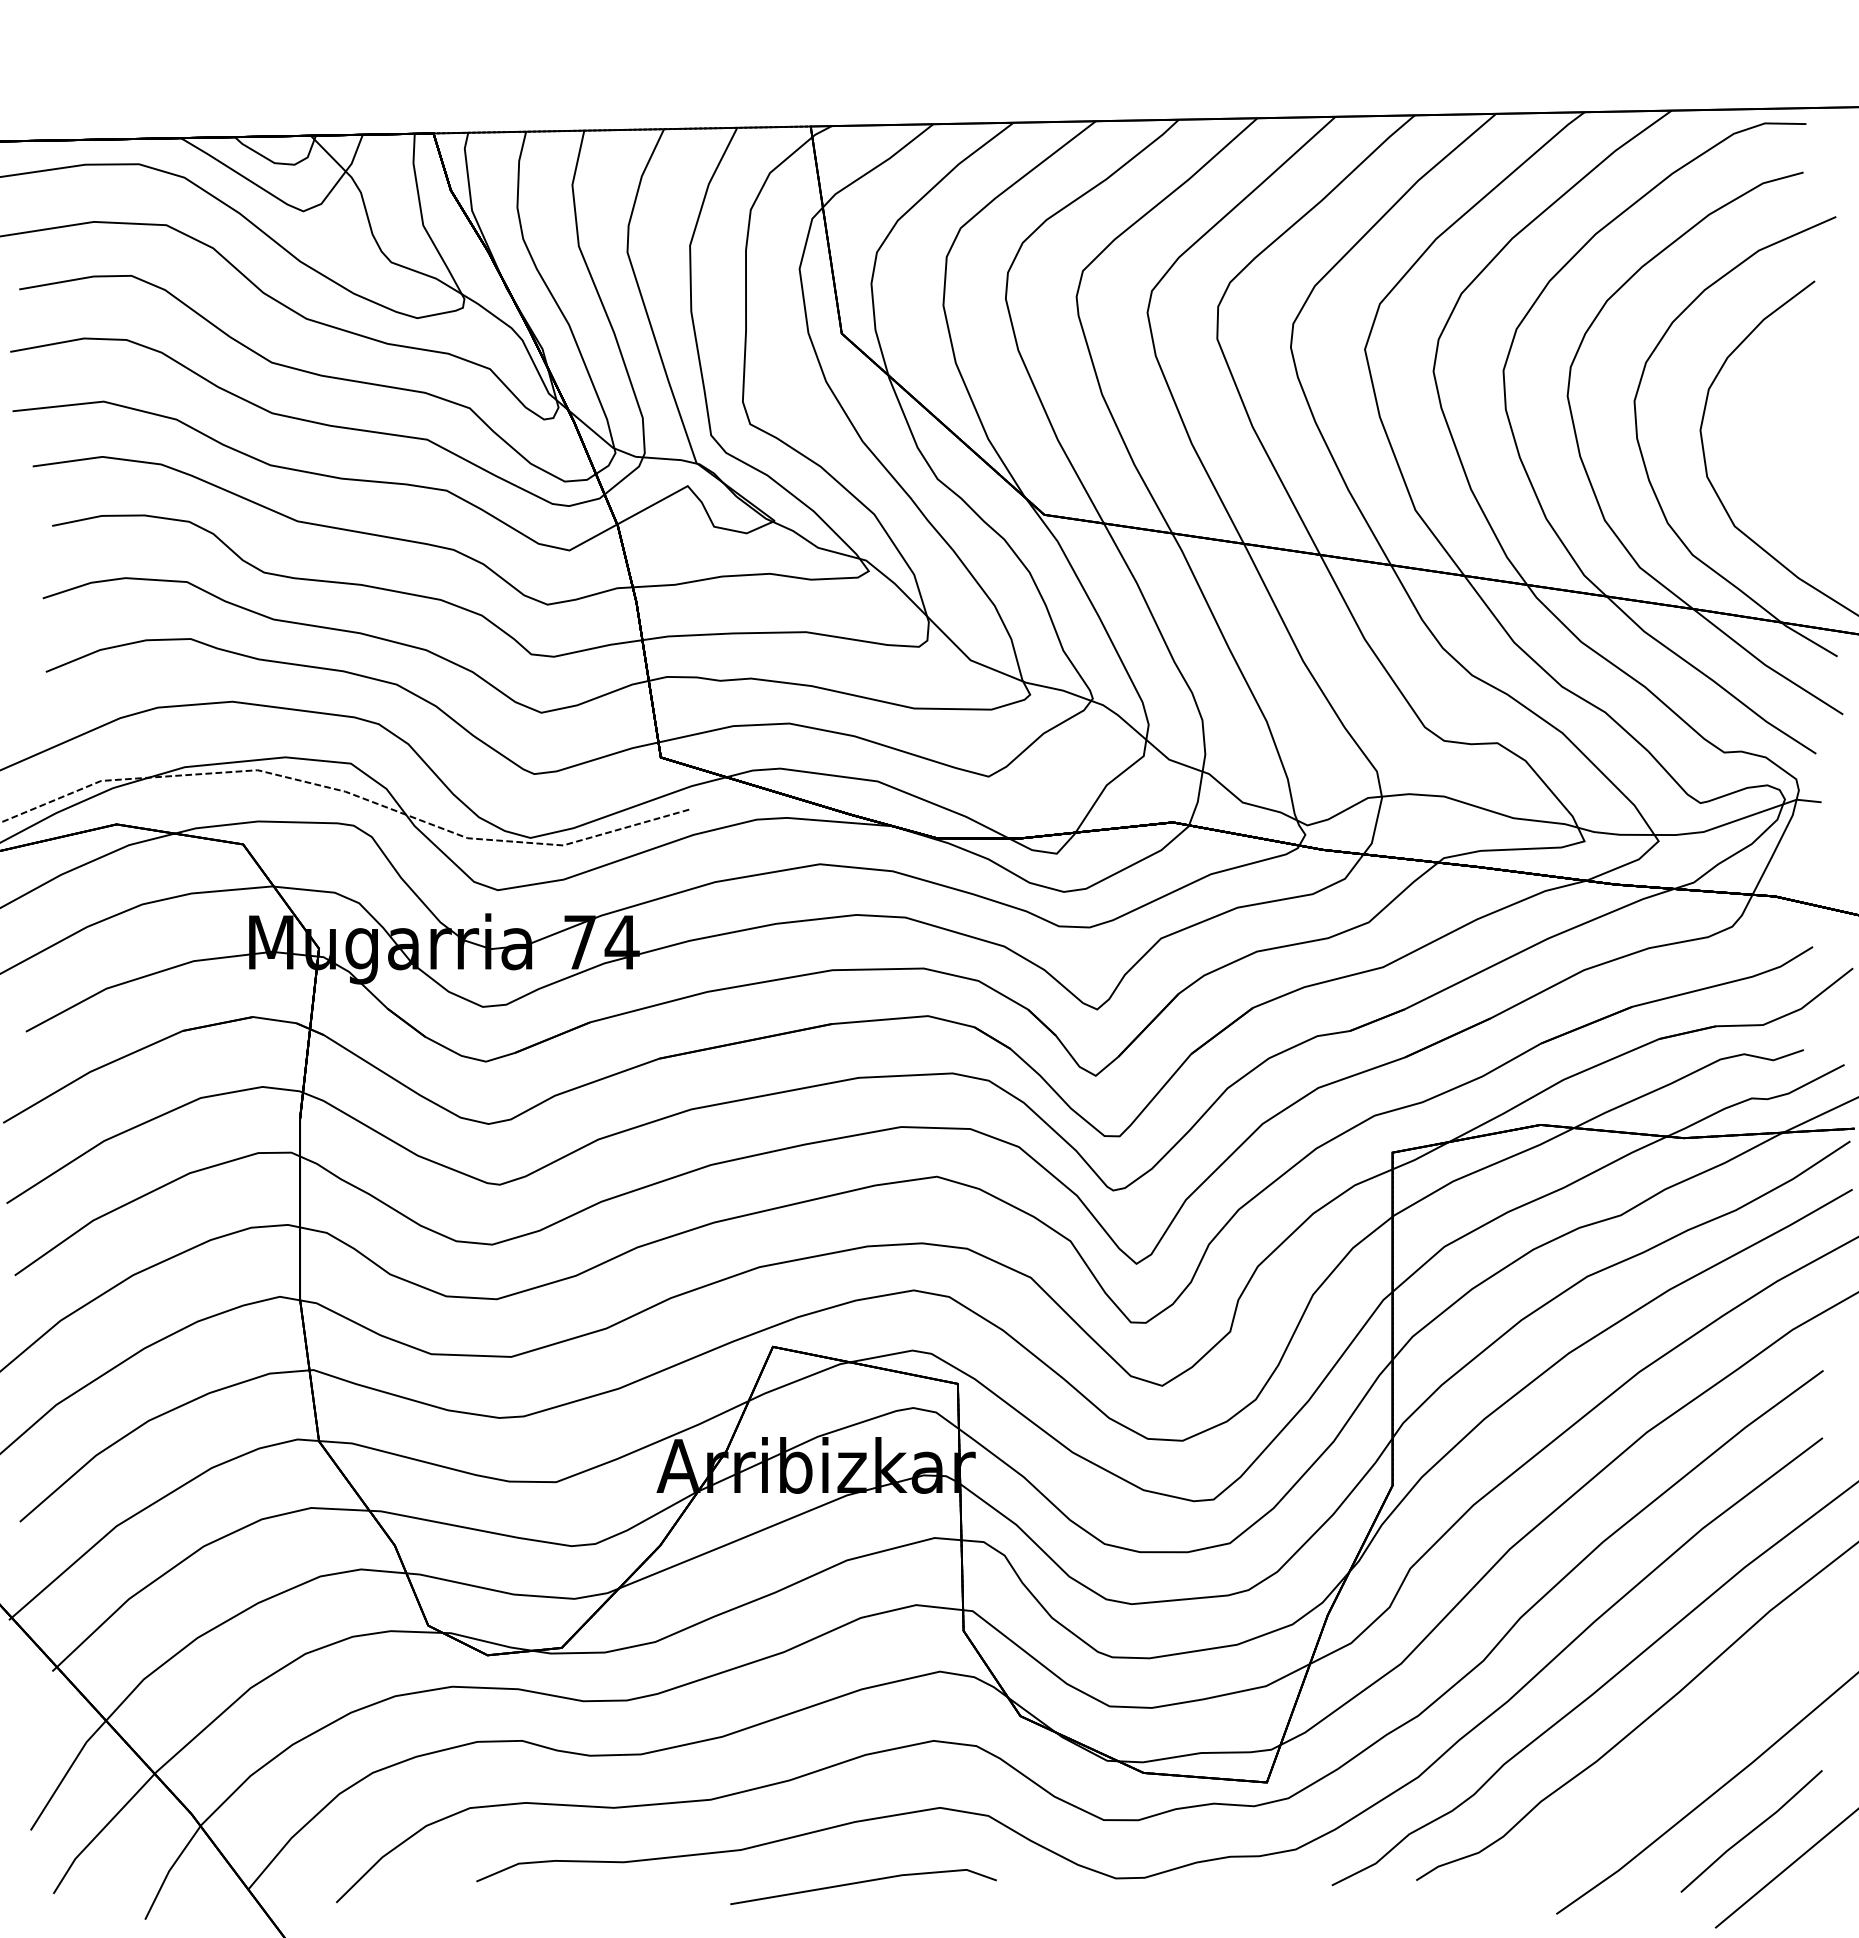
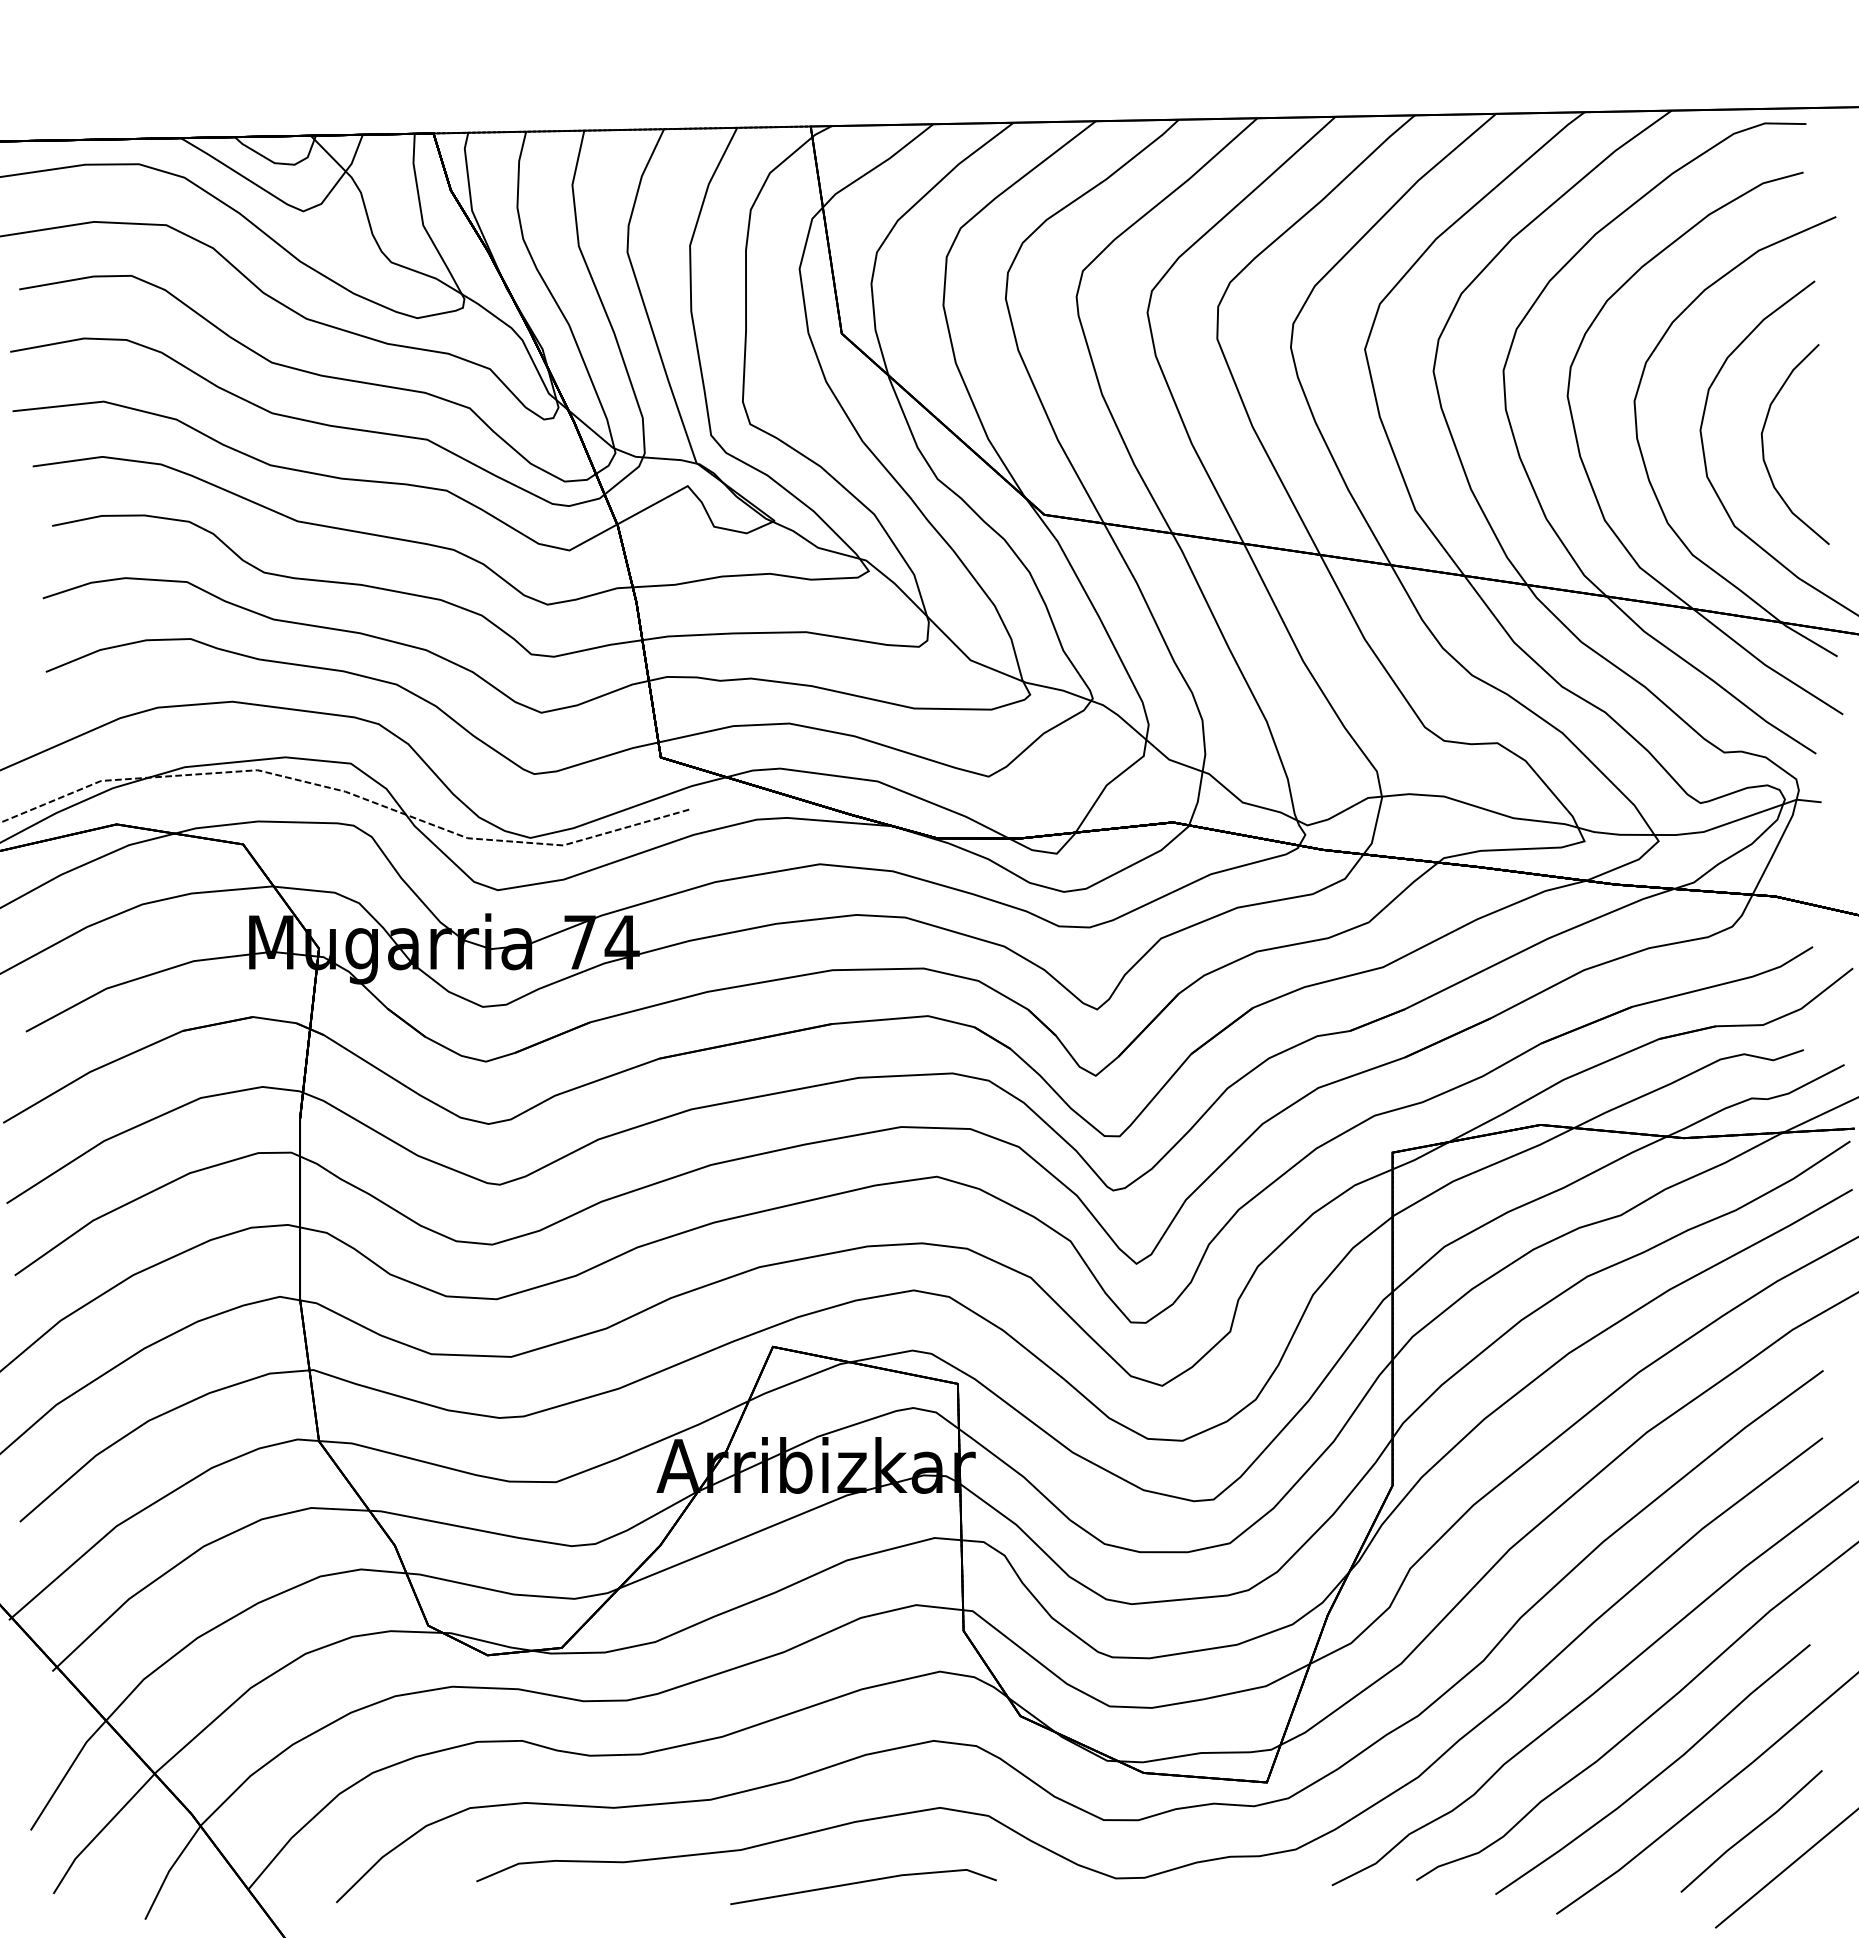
part: none -> present (1763, 444)
curve: none -> present (1657, 1774)
